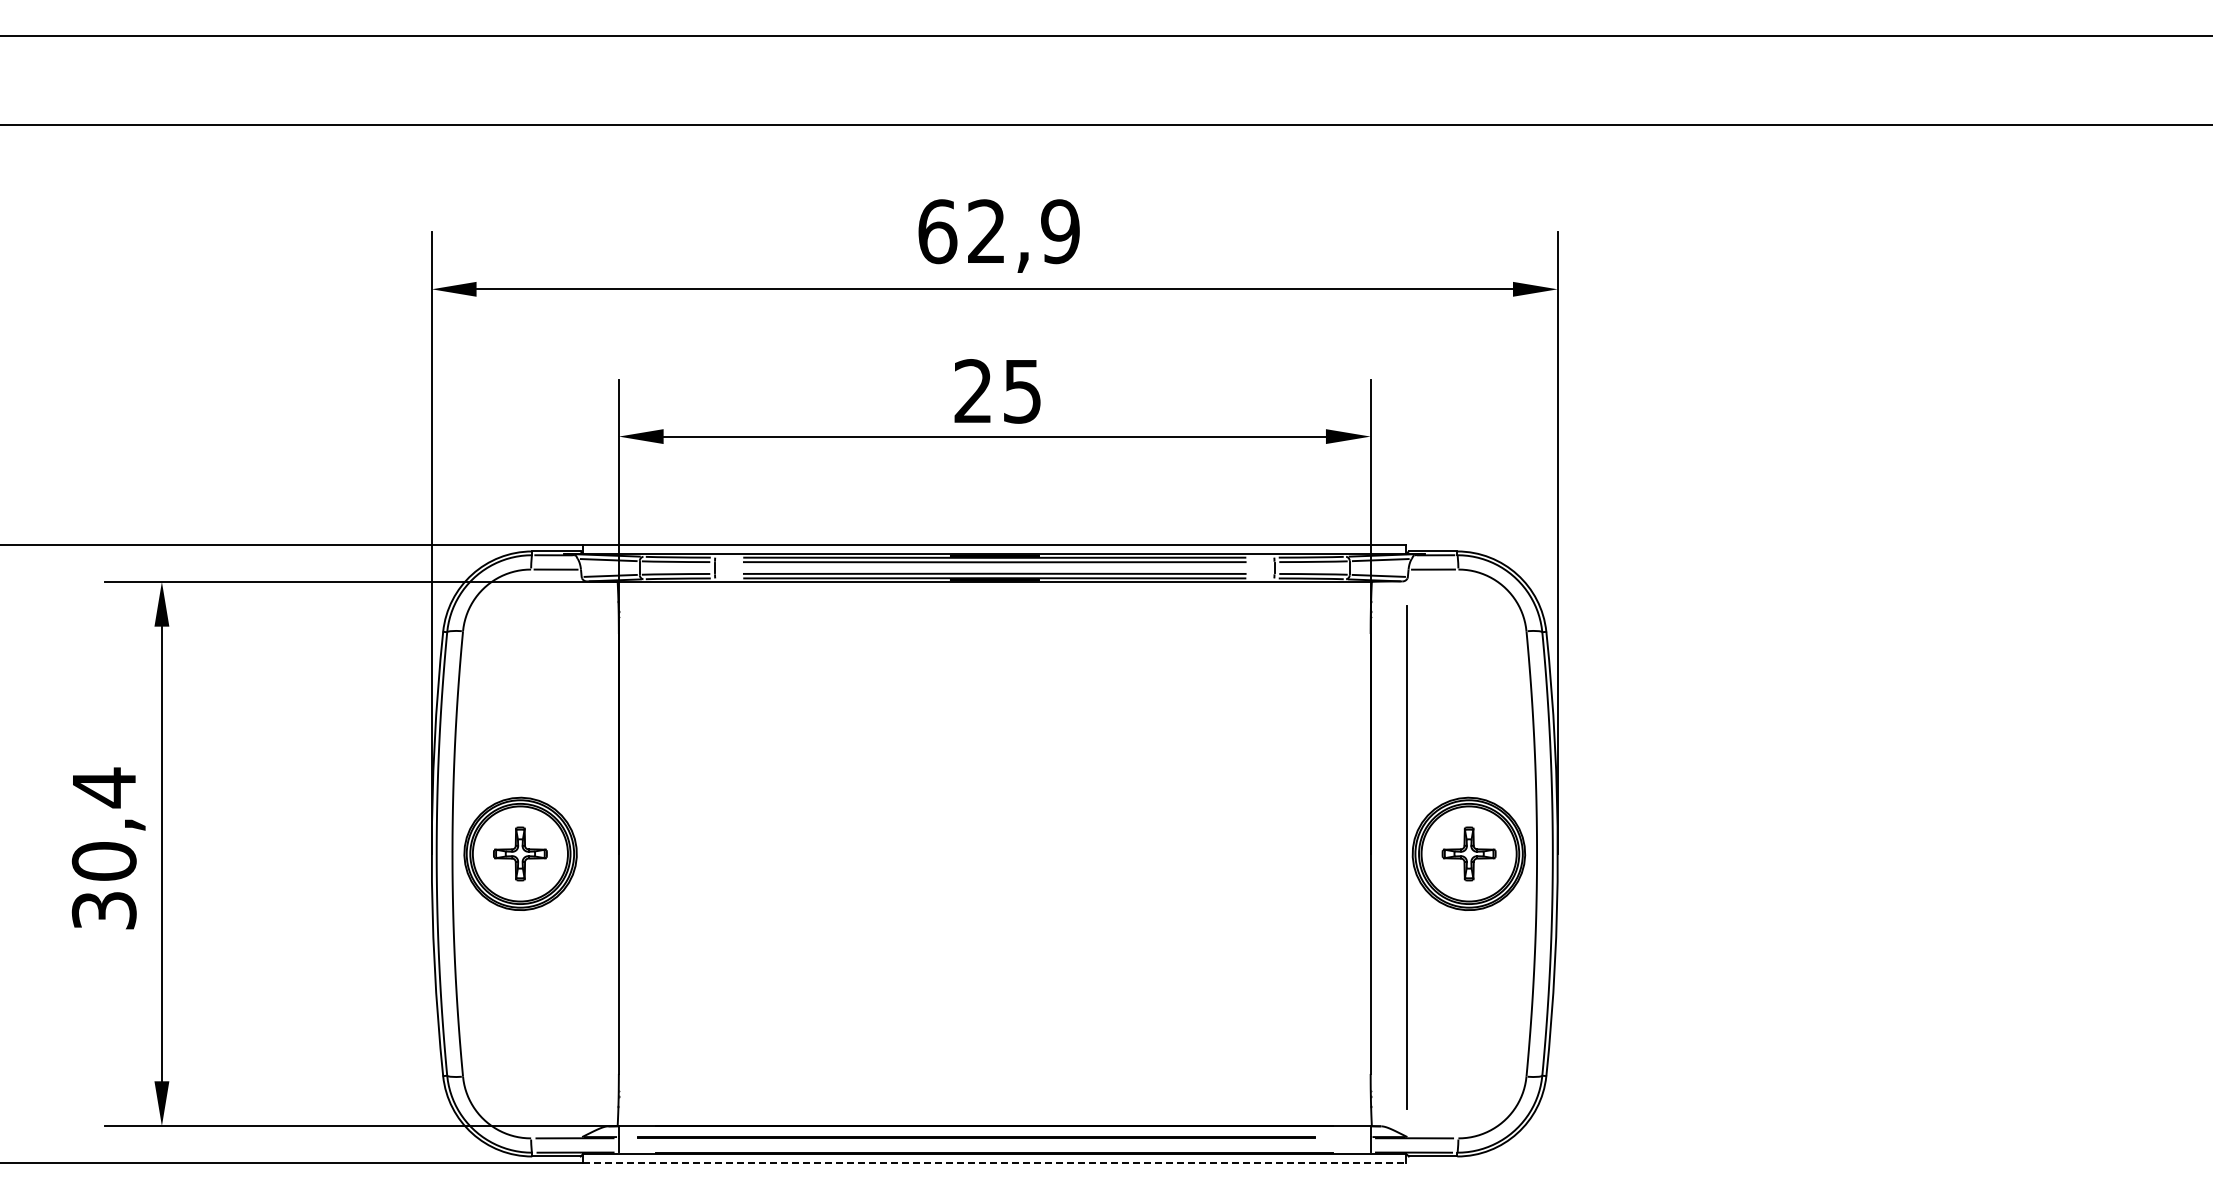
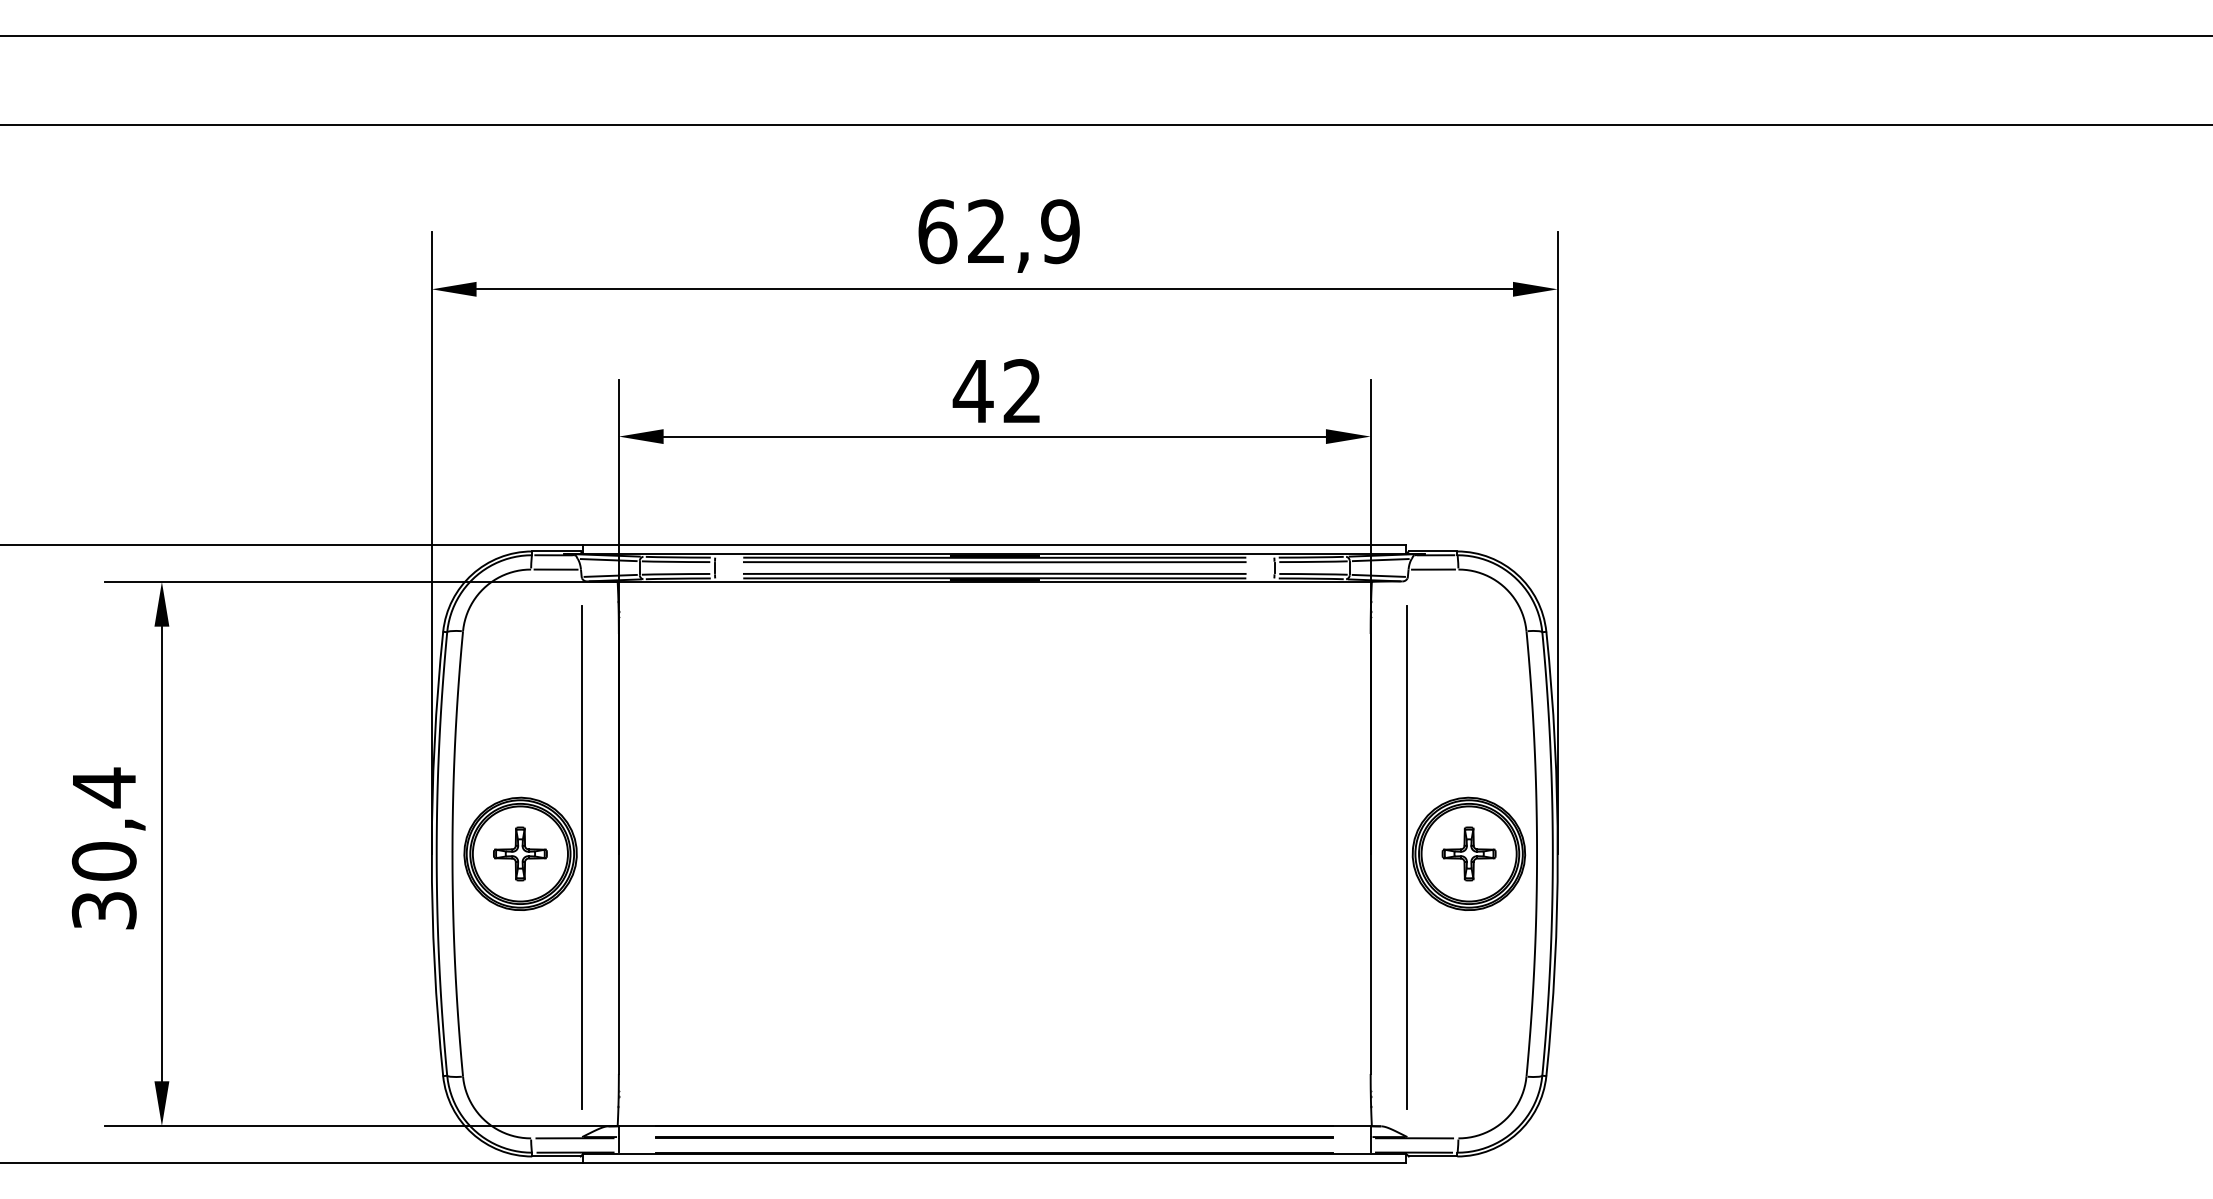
text: 25 -> 42 (996, 391)
line: none -> present (582, 857)
line position: (976, 1137) -> (994, 1137) (994, 1137)
line: dashed -> solid (994, 1163)
